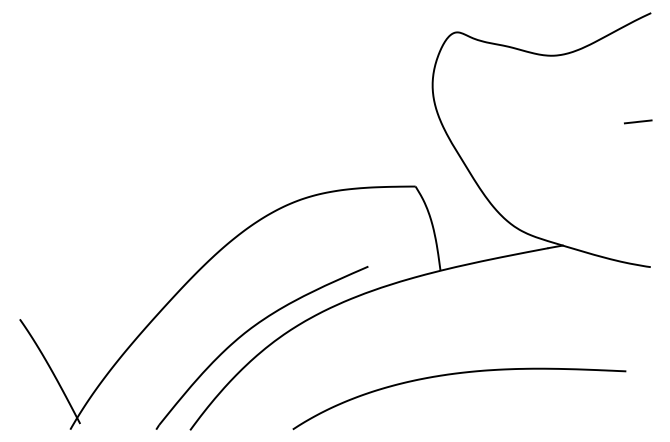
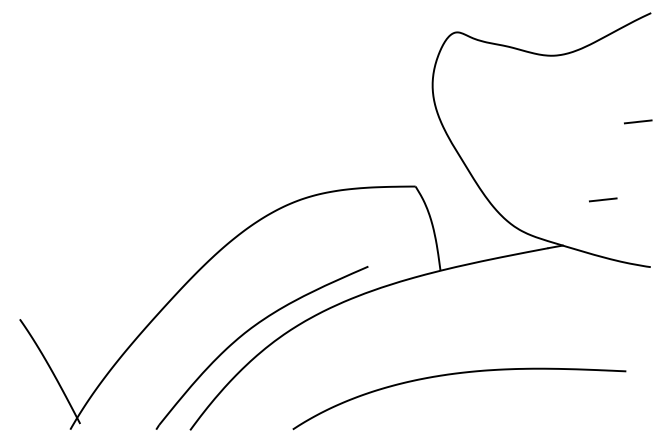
line: none -> present (603, 199)
